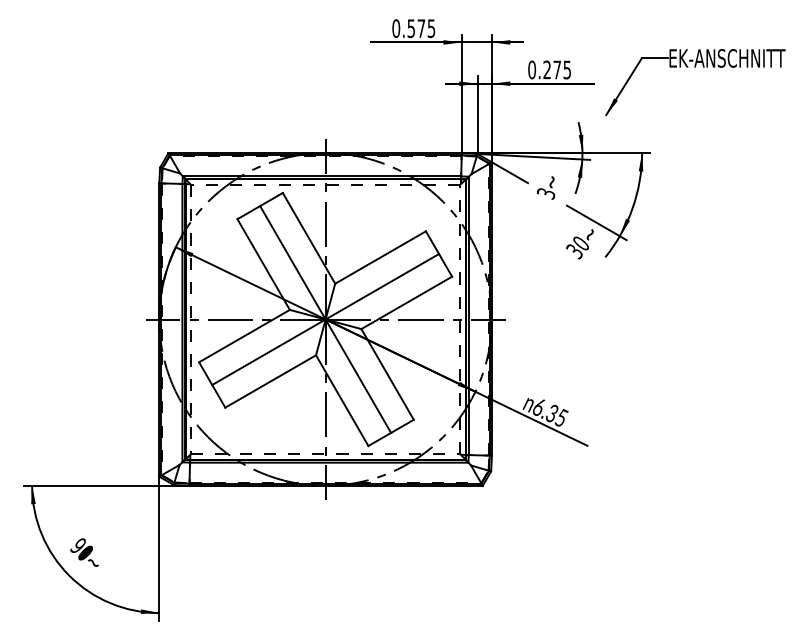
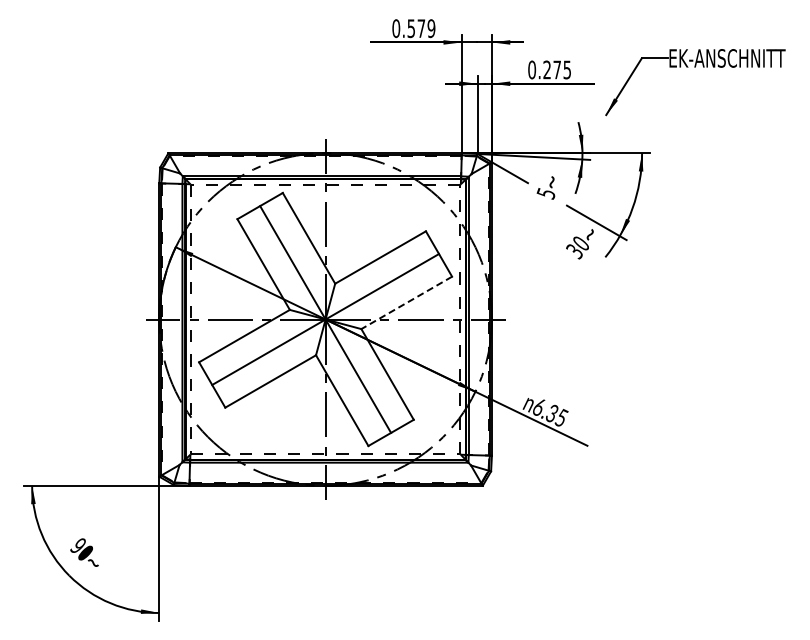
text: 0.575 -> 0.579 (431, 28)
text: 3 -> 5 (545, 192)
line: solid -> dashed (406, 303)
